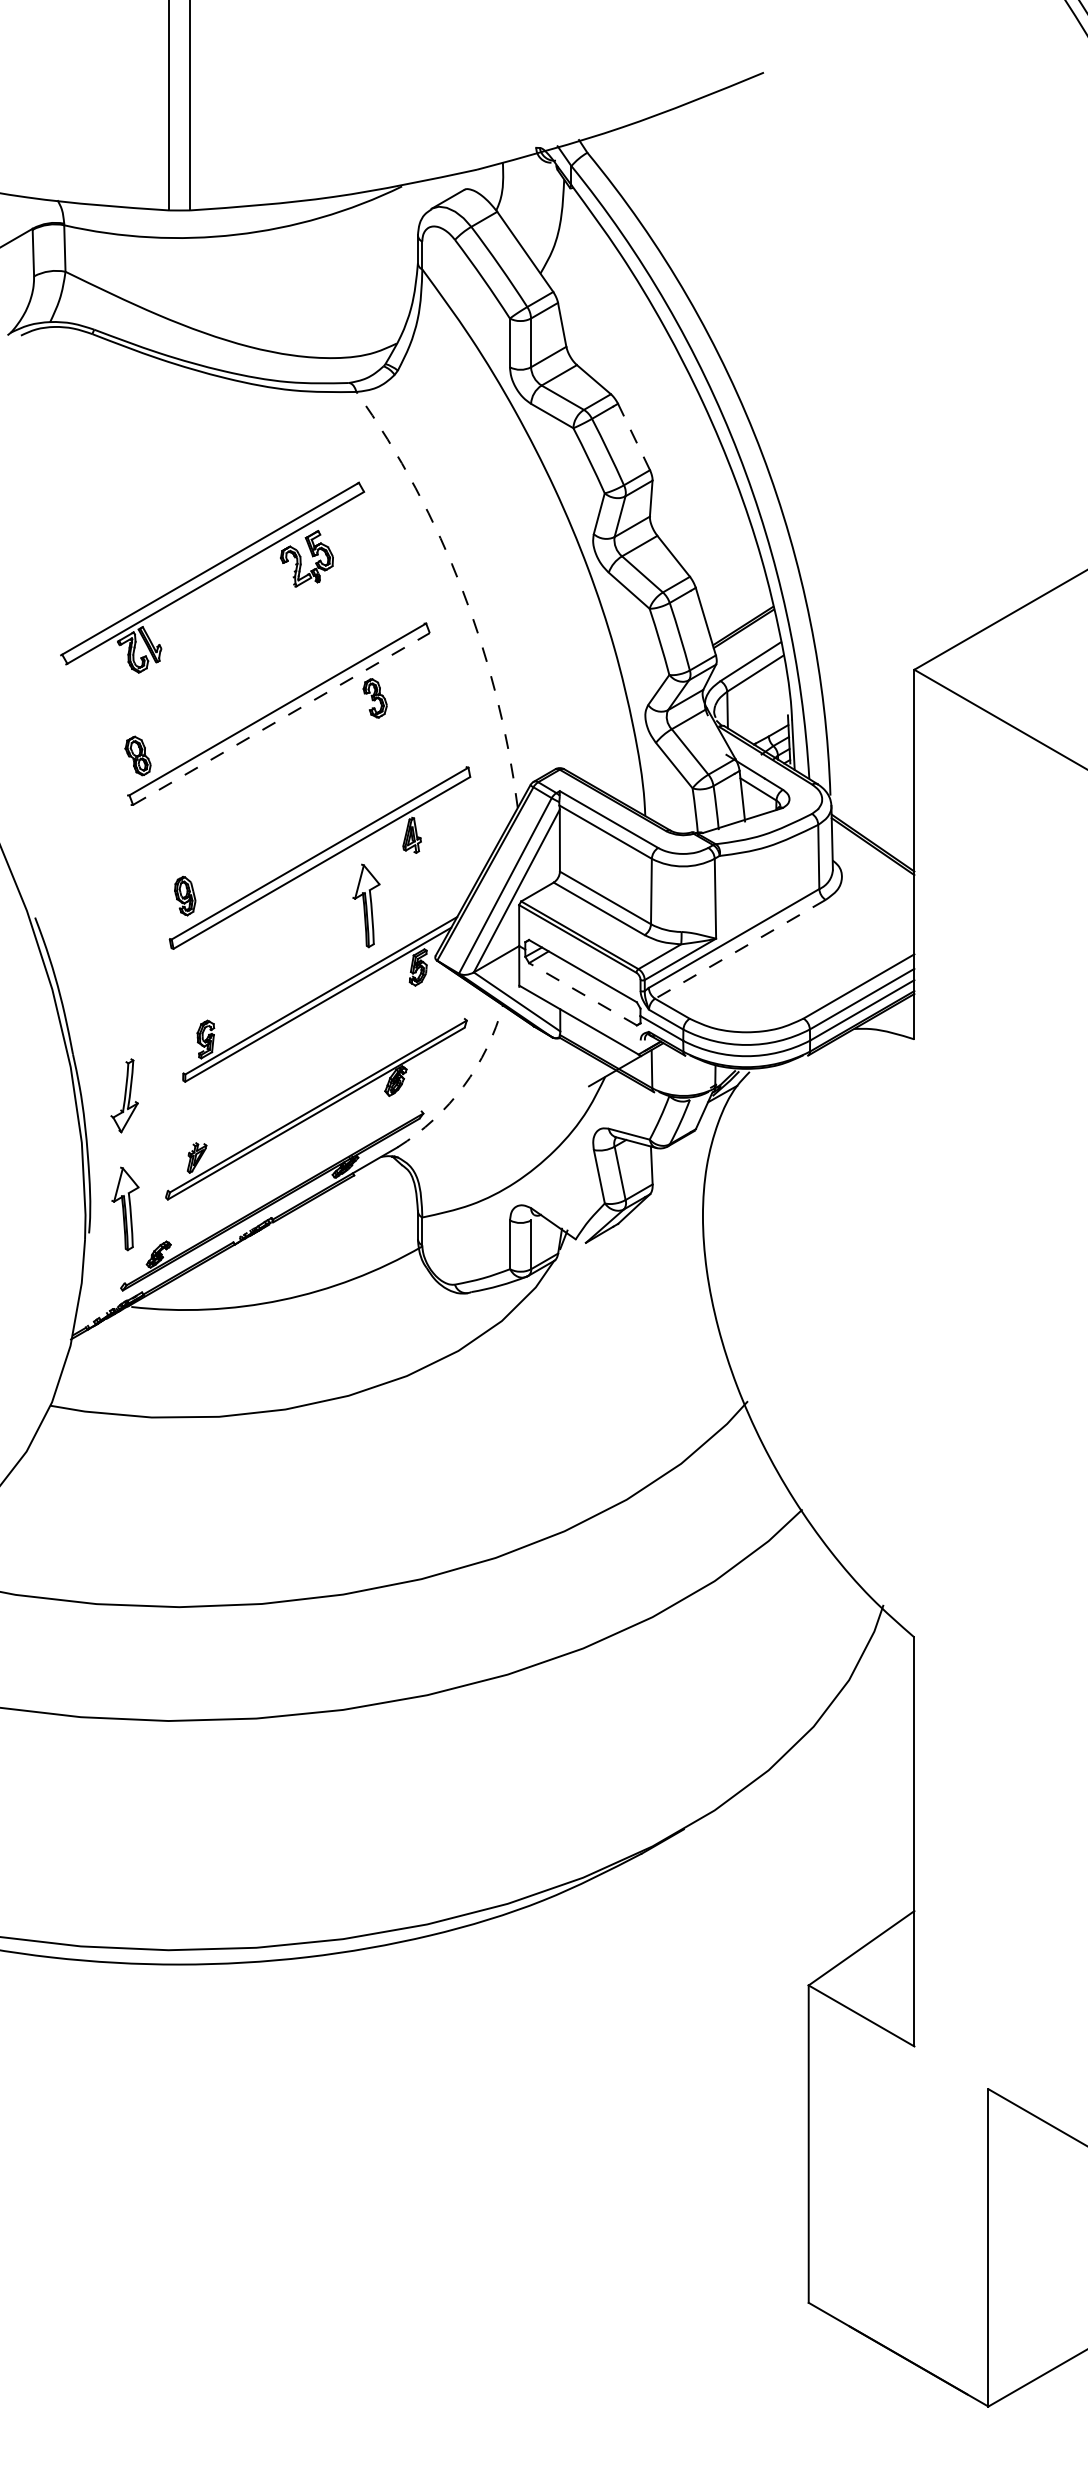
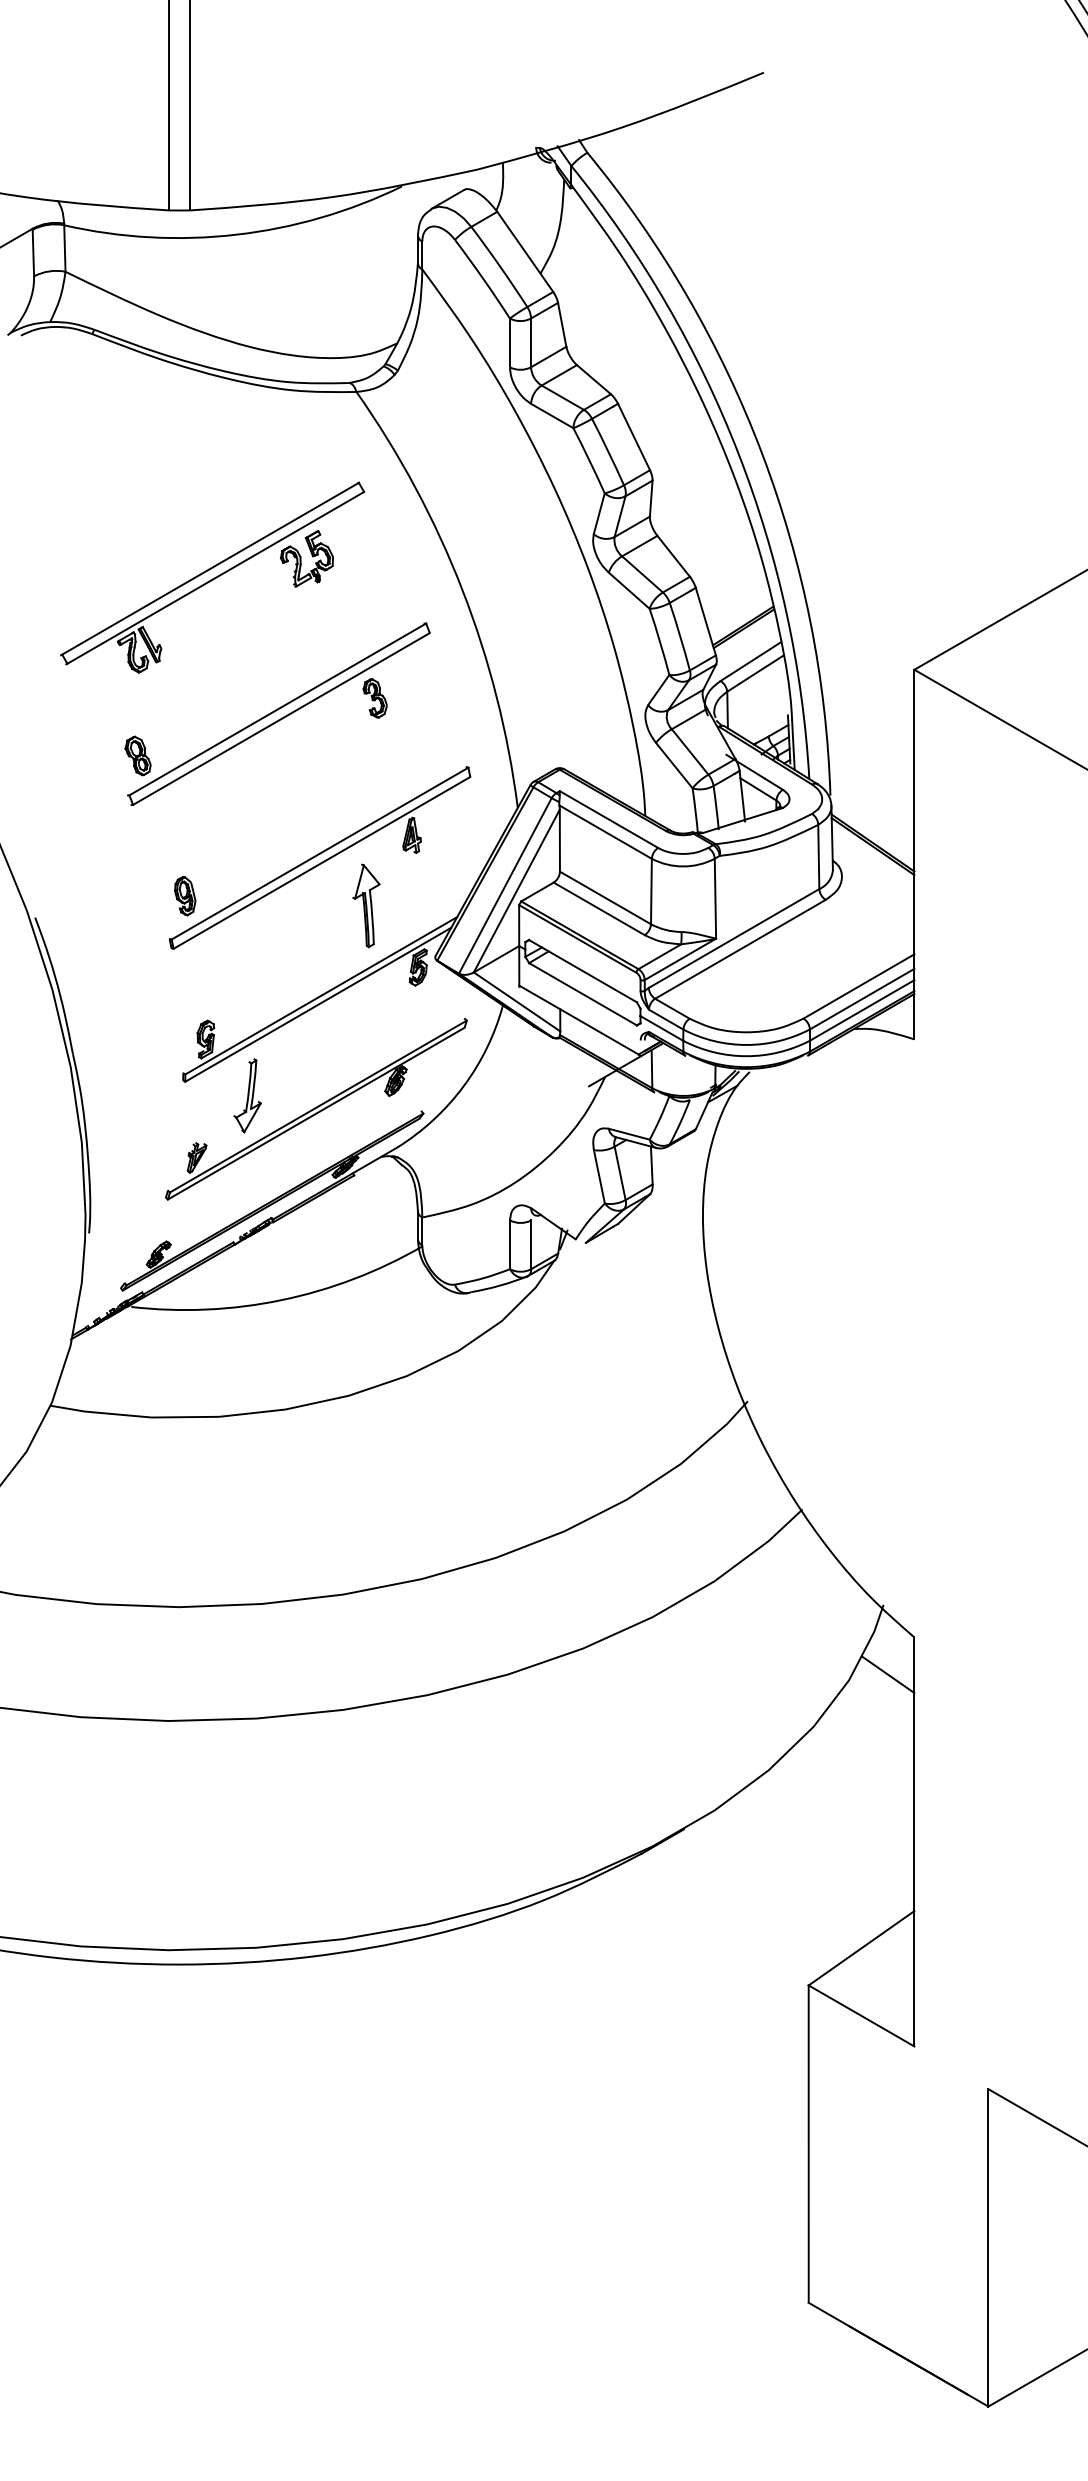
line: dashed -> solid (634, 437)
arc: dashed -> solid (462, 590)
line: dashed -> solid (281, 718)
line: dashed -> solid (740, 949)
line: dashed -> solid (582, 994)
arc: dashed -> solid (463, 1086)
part position: (124, 1095) -> (247, 1095) (247, 1095)
part: present -> none (125, 1208)
line: none -> present (888, 1674)
